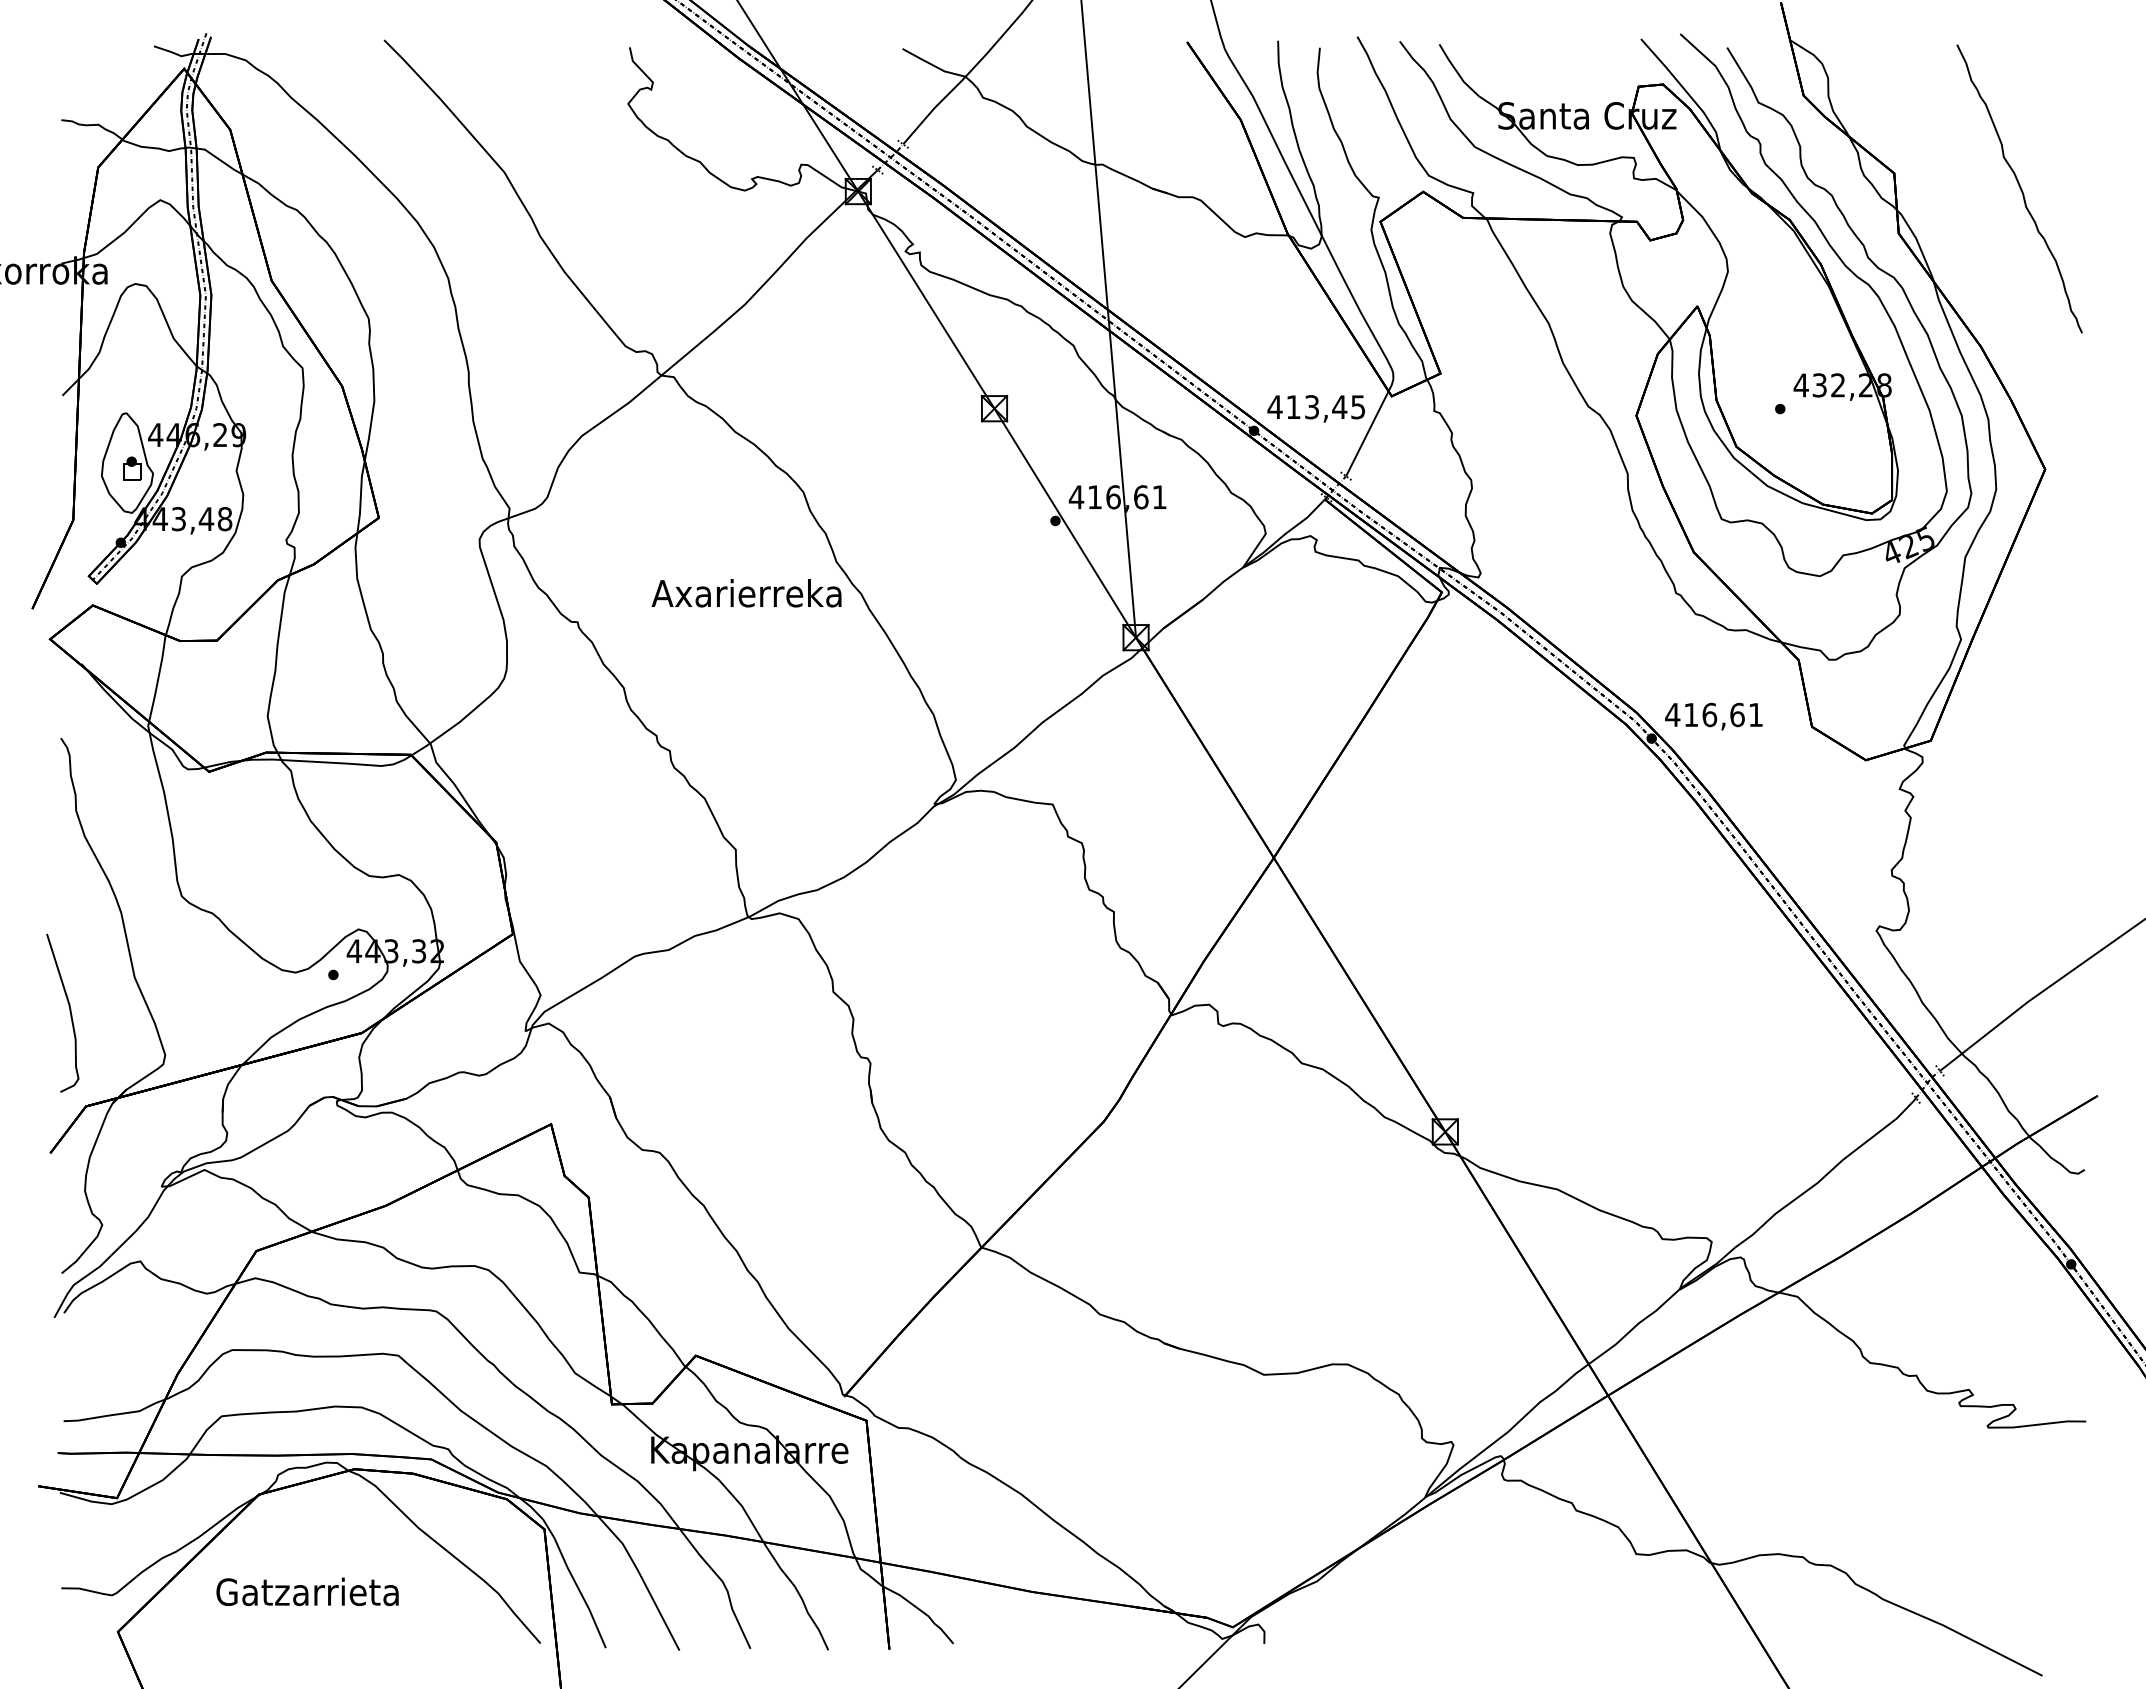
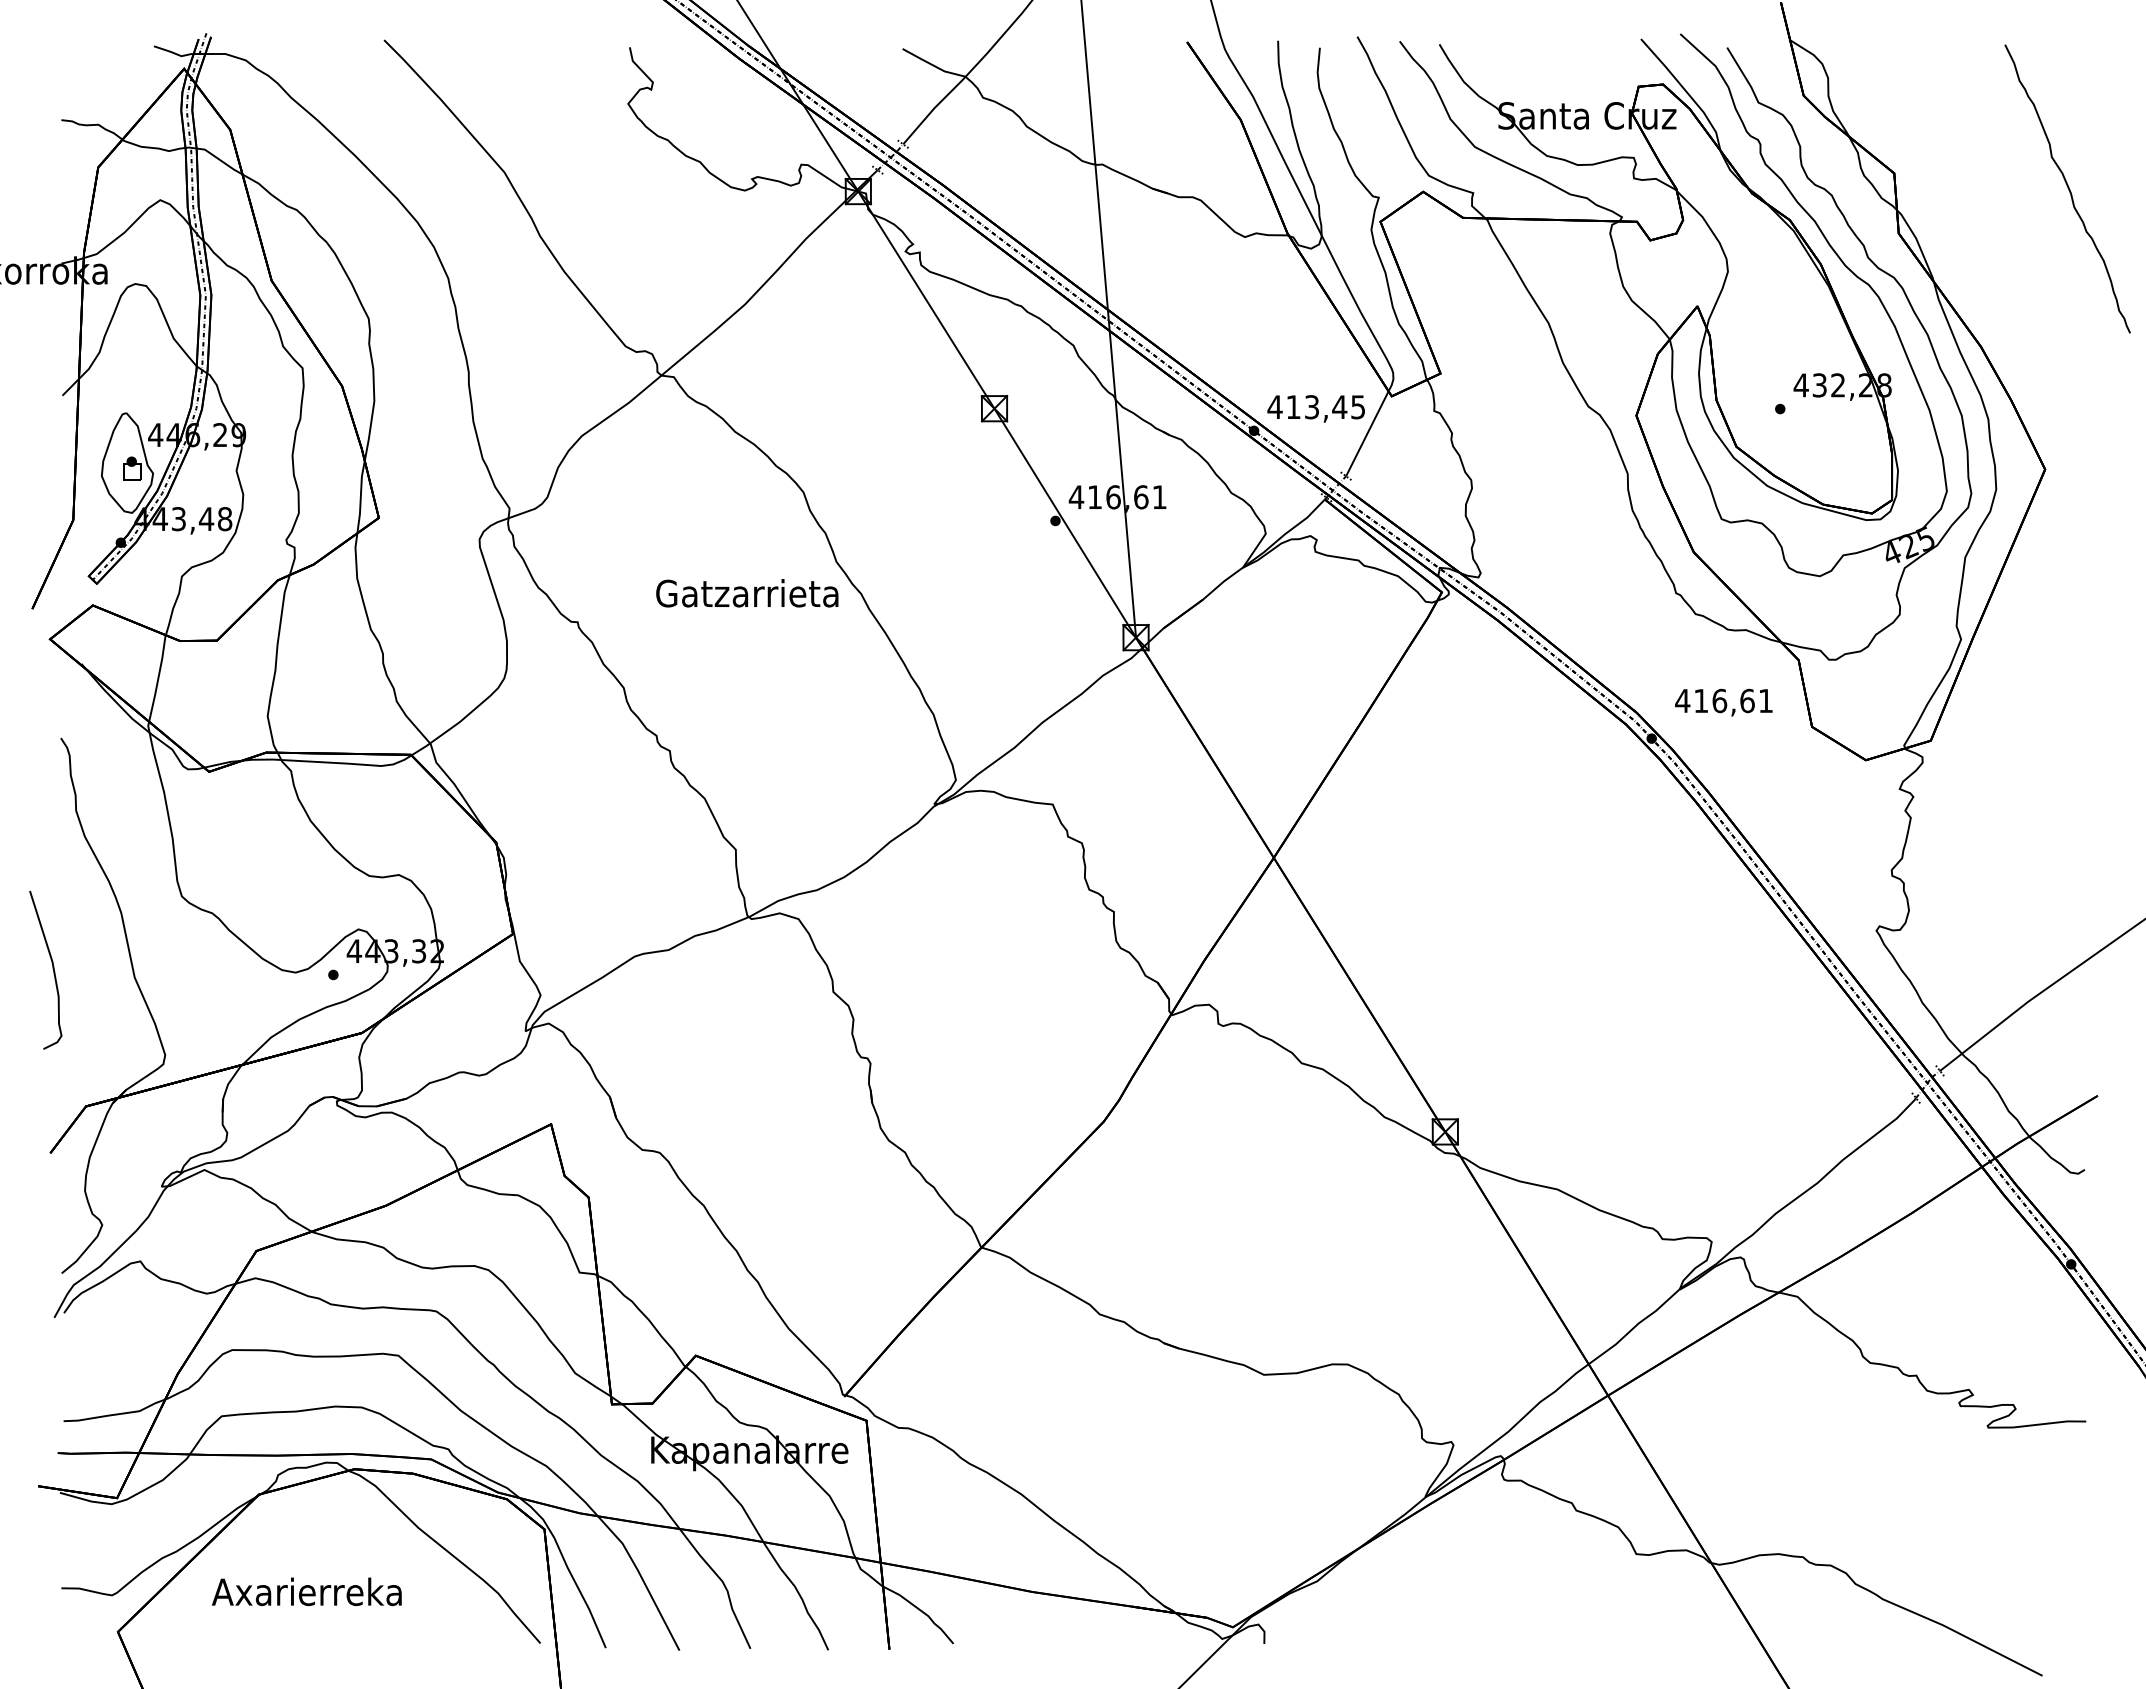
curve position: (2019, 188) -> (2067, 188) (2067, 188)
text: Axarierreka -> Gatzarrieta (746, 593)
text position: (1713, 716) -> (1723, 702) (1723, 702)
curve position: (69, 1012) -> (52, 969) (52, 969)
text: Gatzarrieta -> Axarierreka (306, 1591)
